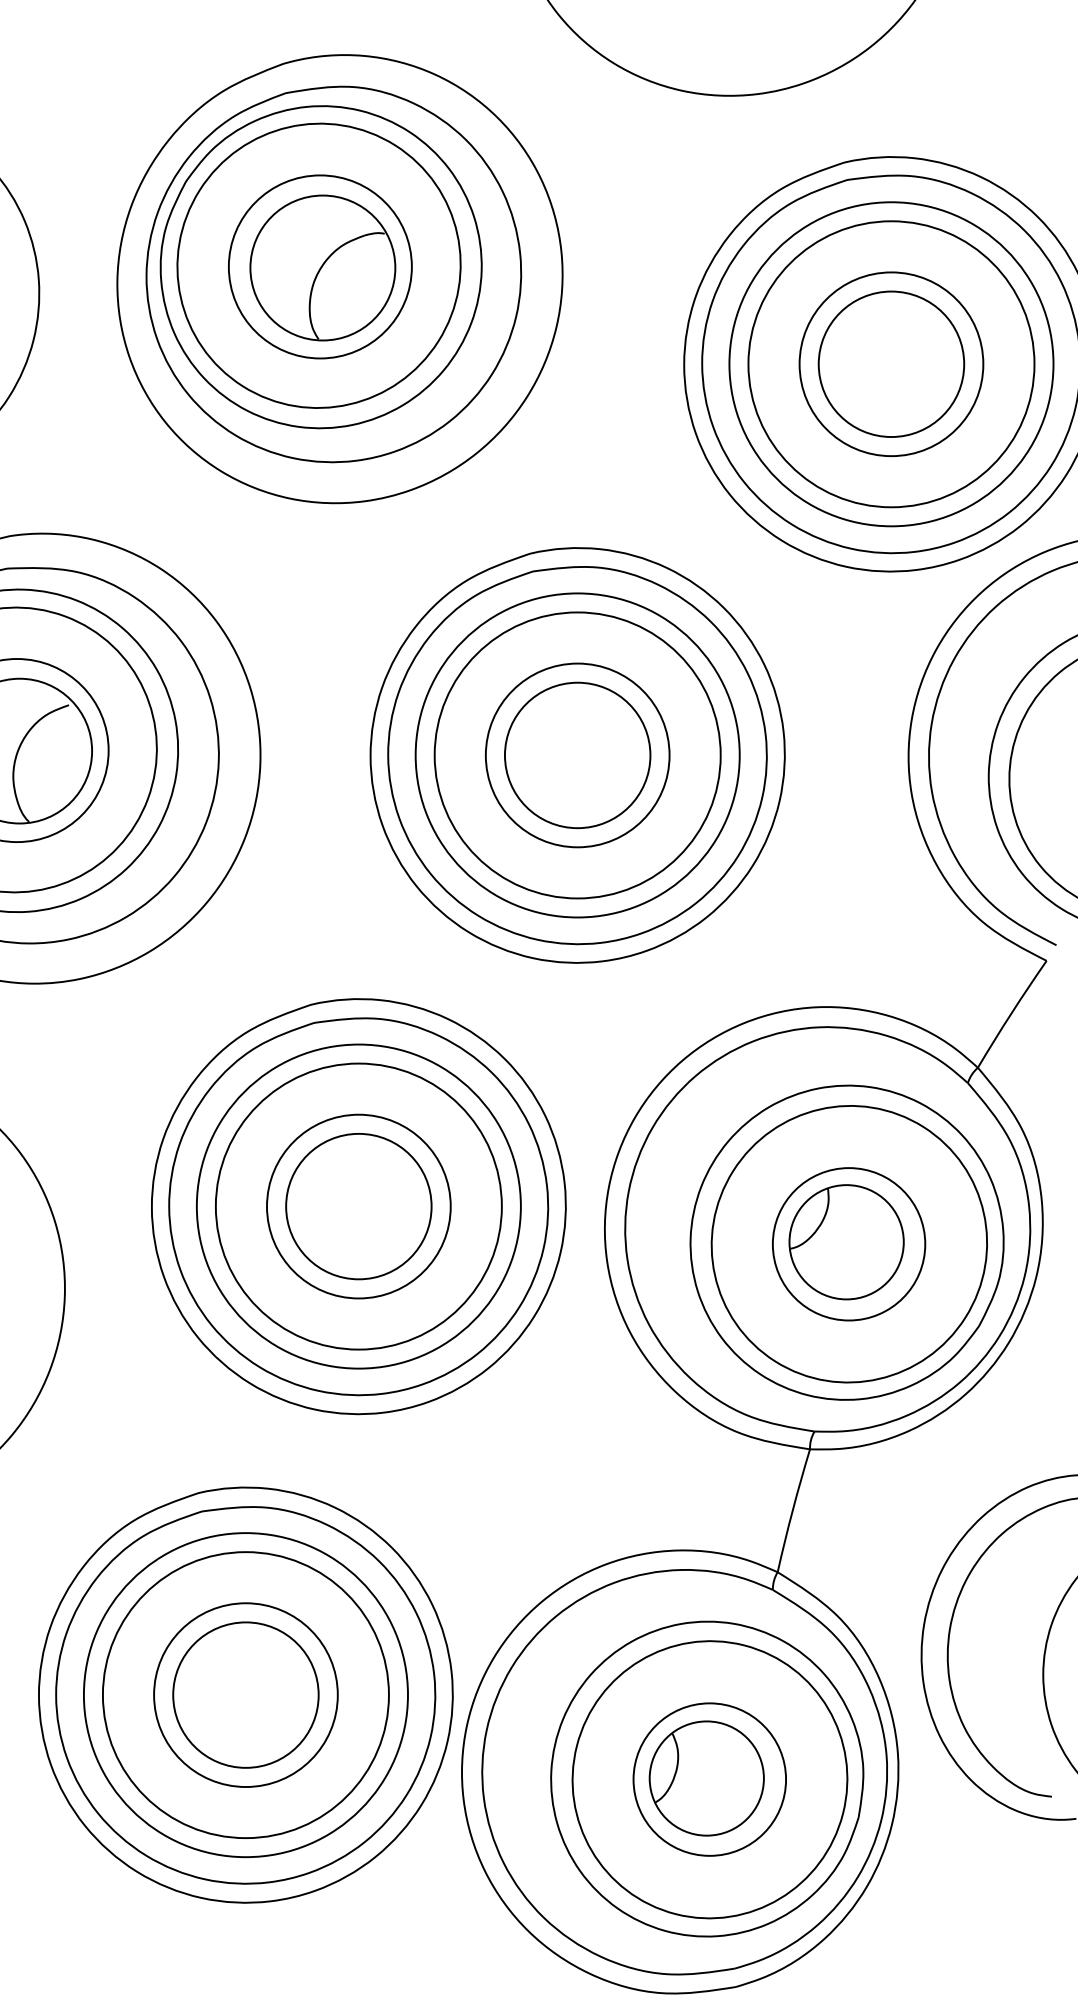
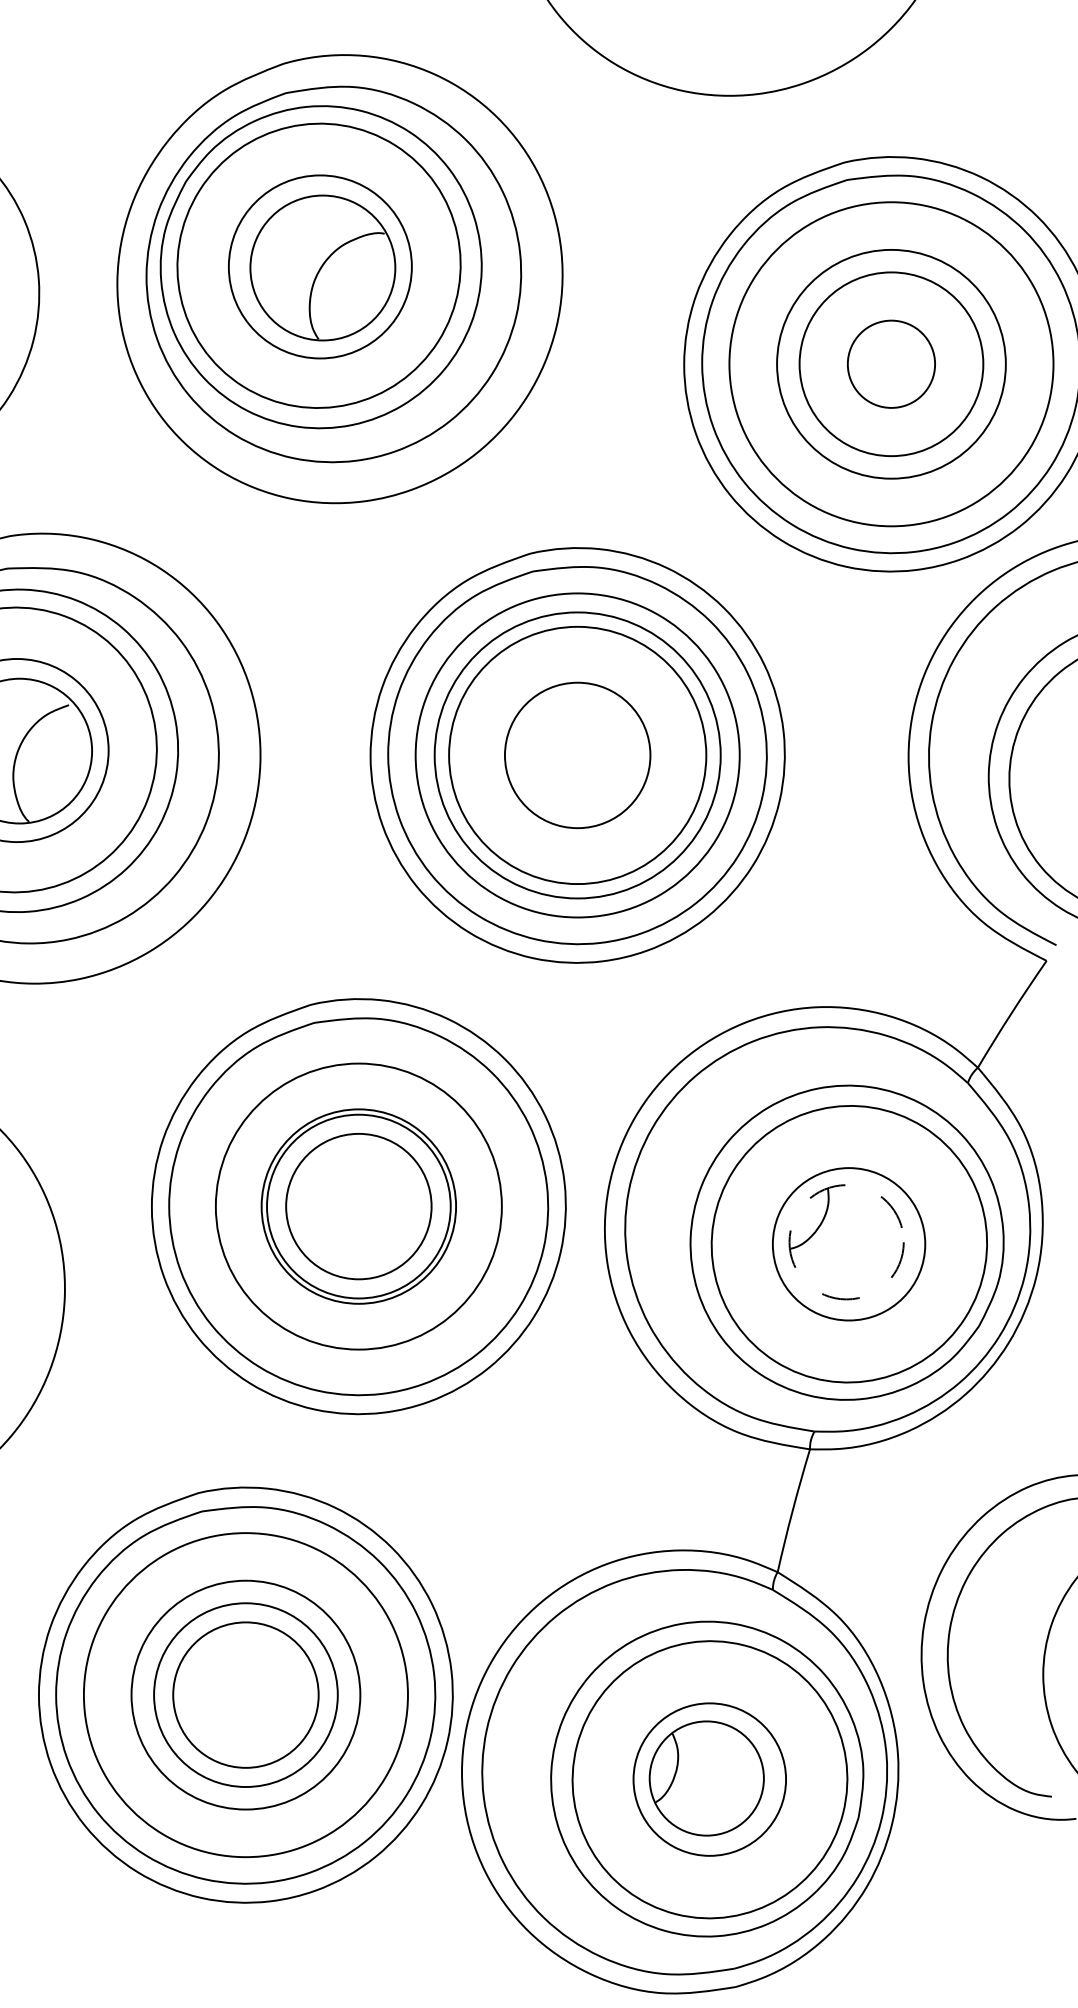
circle diameter: 145 px -> 87 px (891, 363)
circle diameter: 286 px -> 229 px (891, 363)
circle diameter: 184 px -> 257 px (577, 755)
circle diameter: 324 px -> 194 px (358, 1206)
circle: solid -> dashed (846, 1242)
circle diameter: 286 px -> 229 px (245, 1694)
